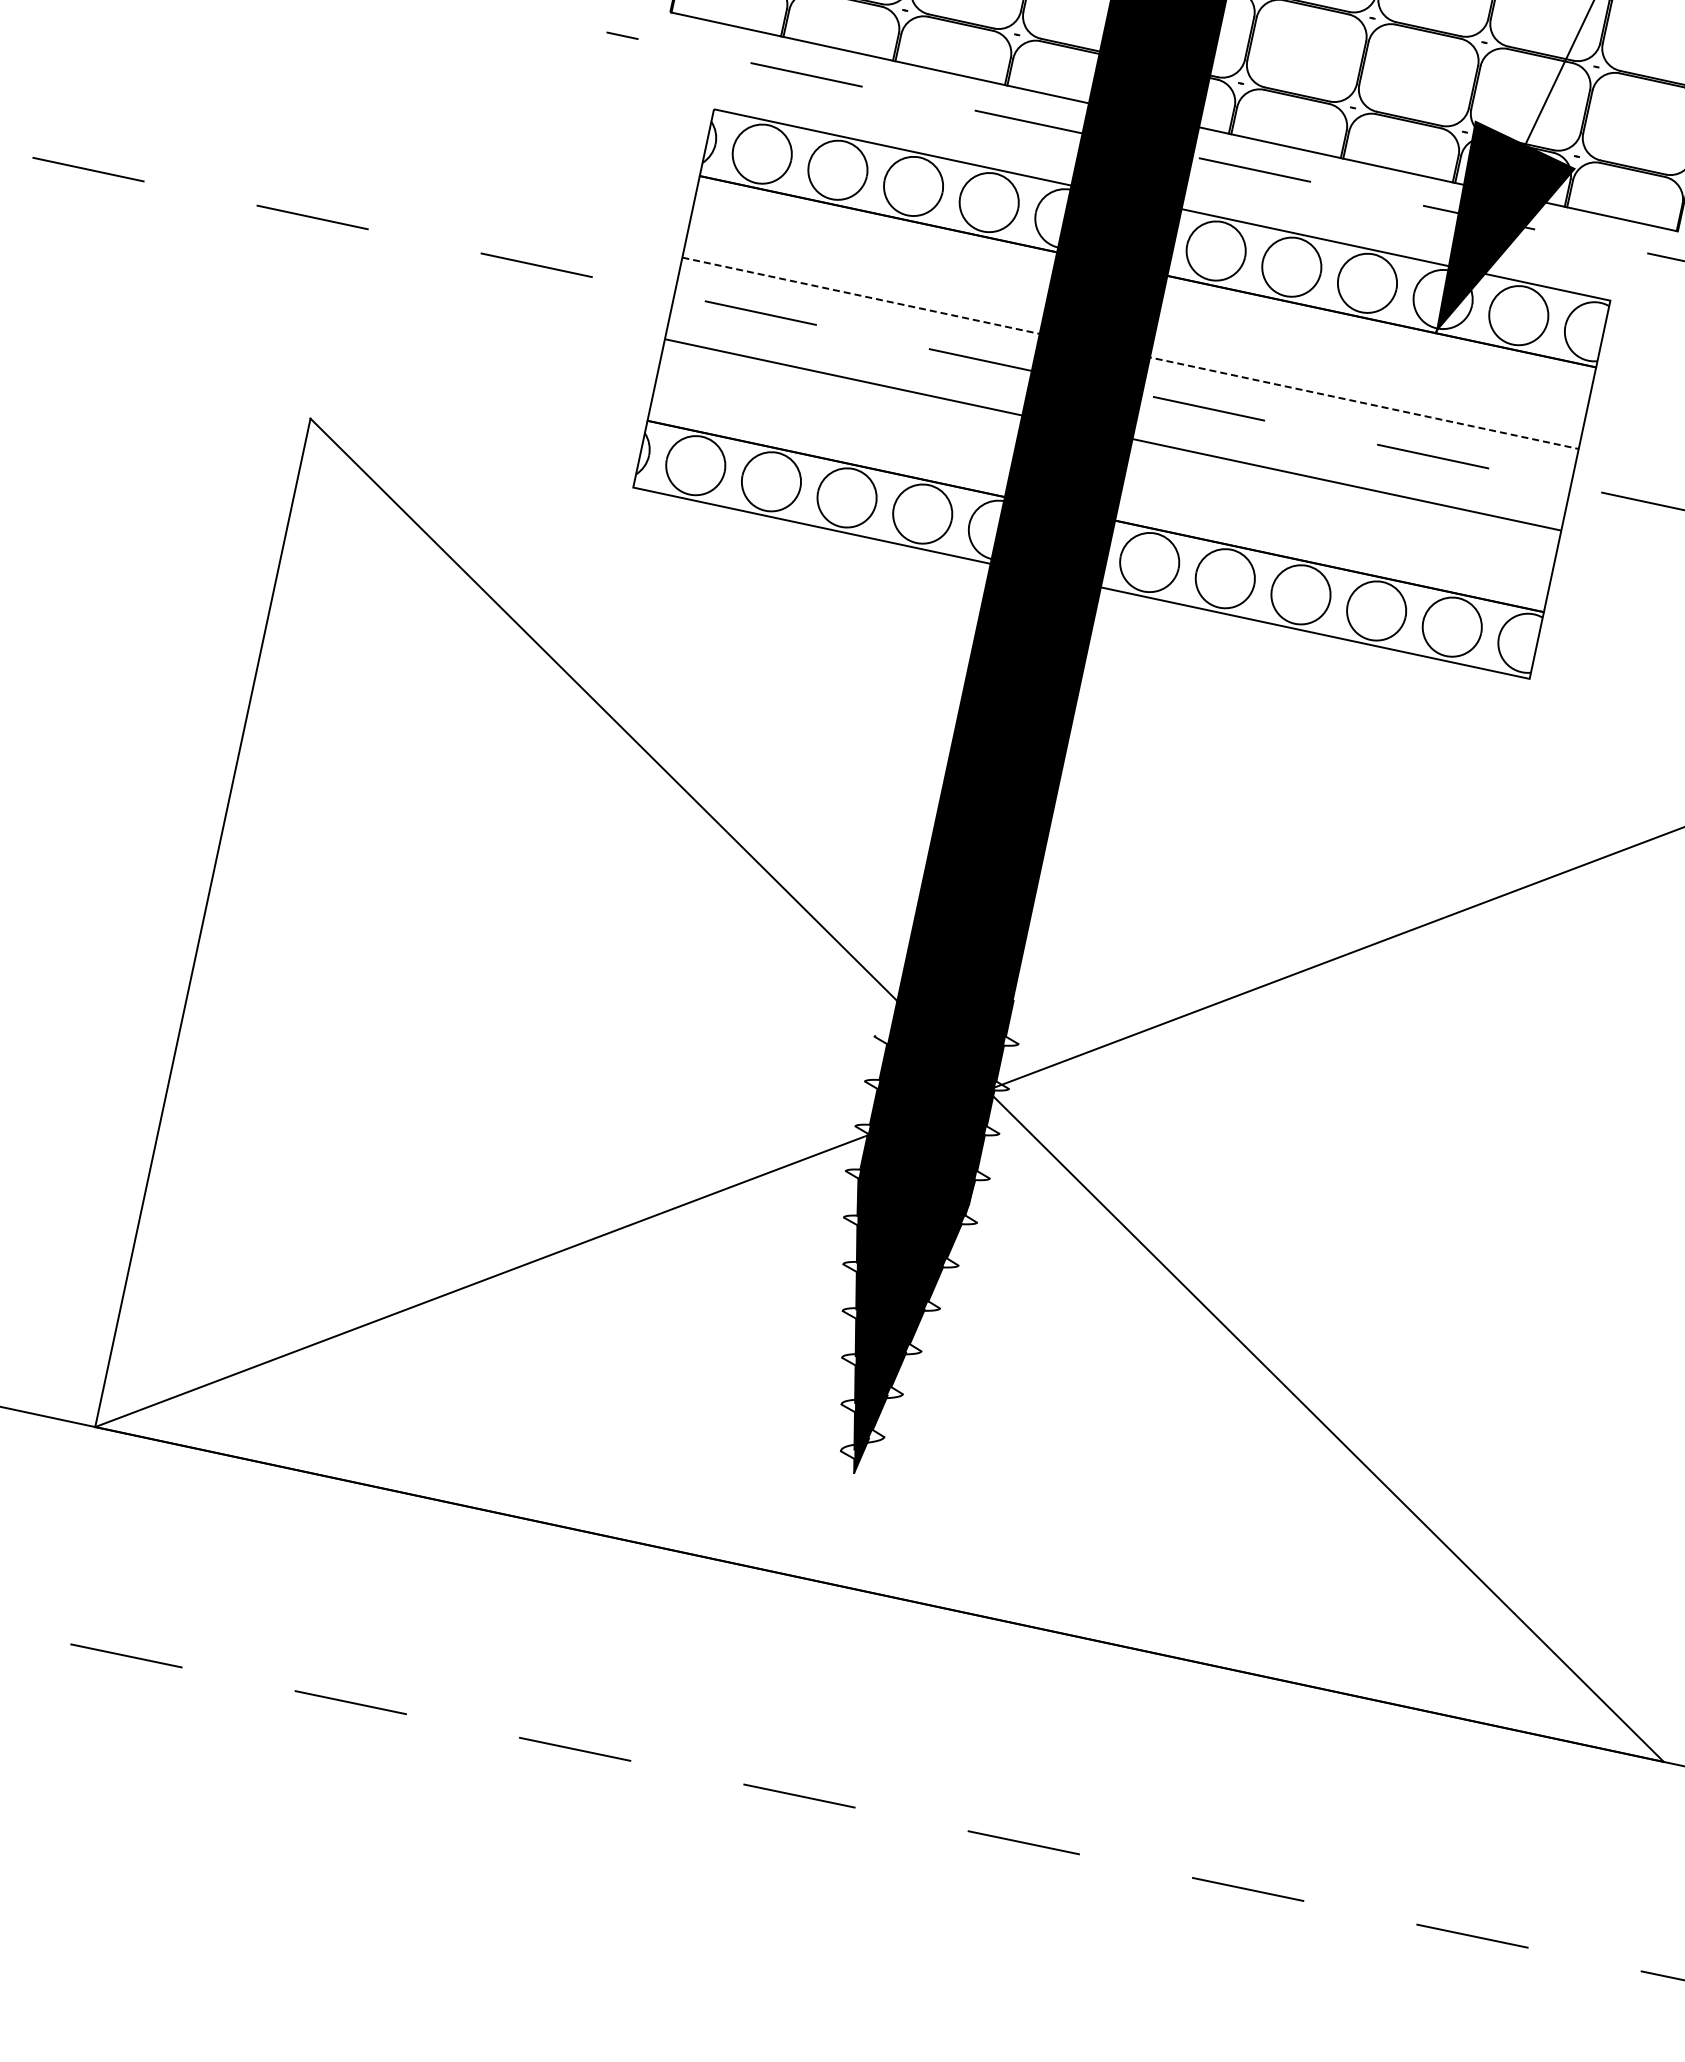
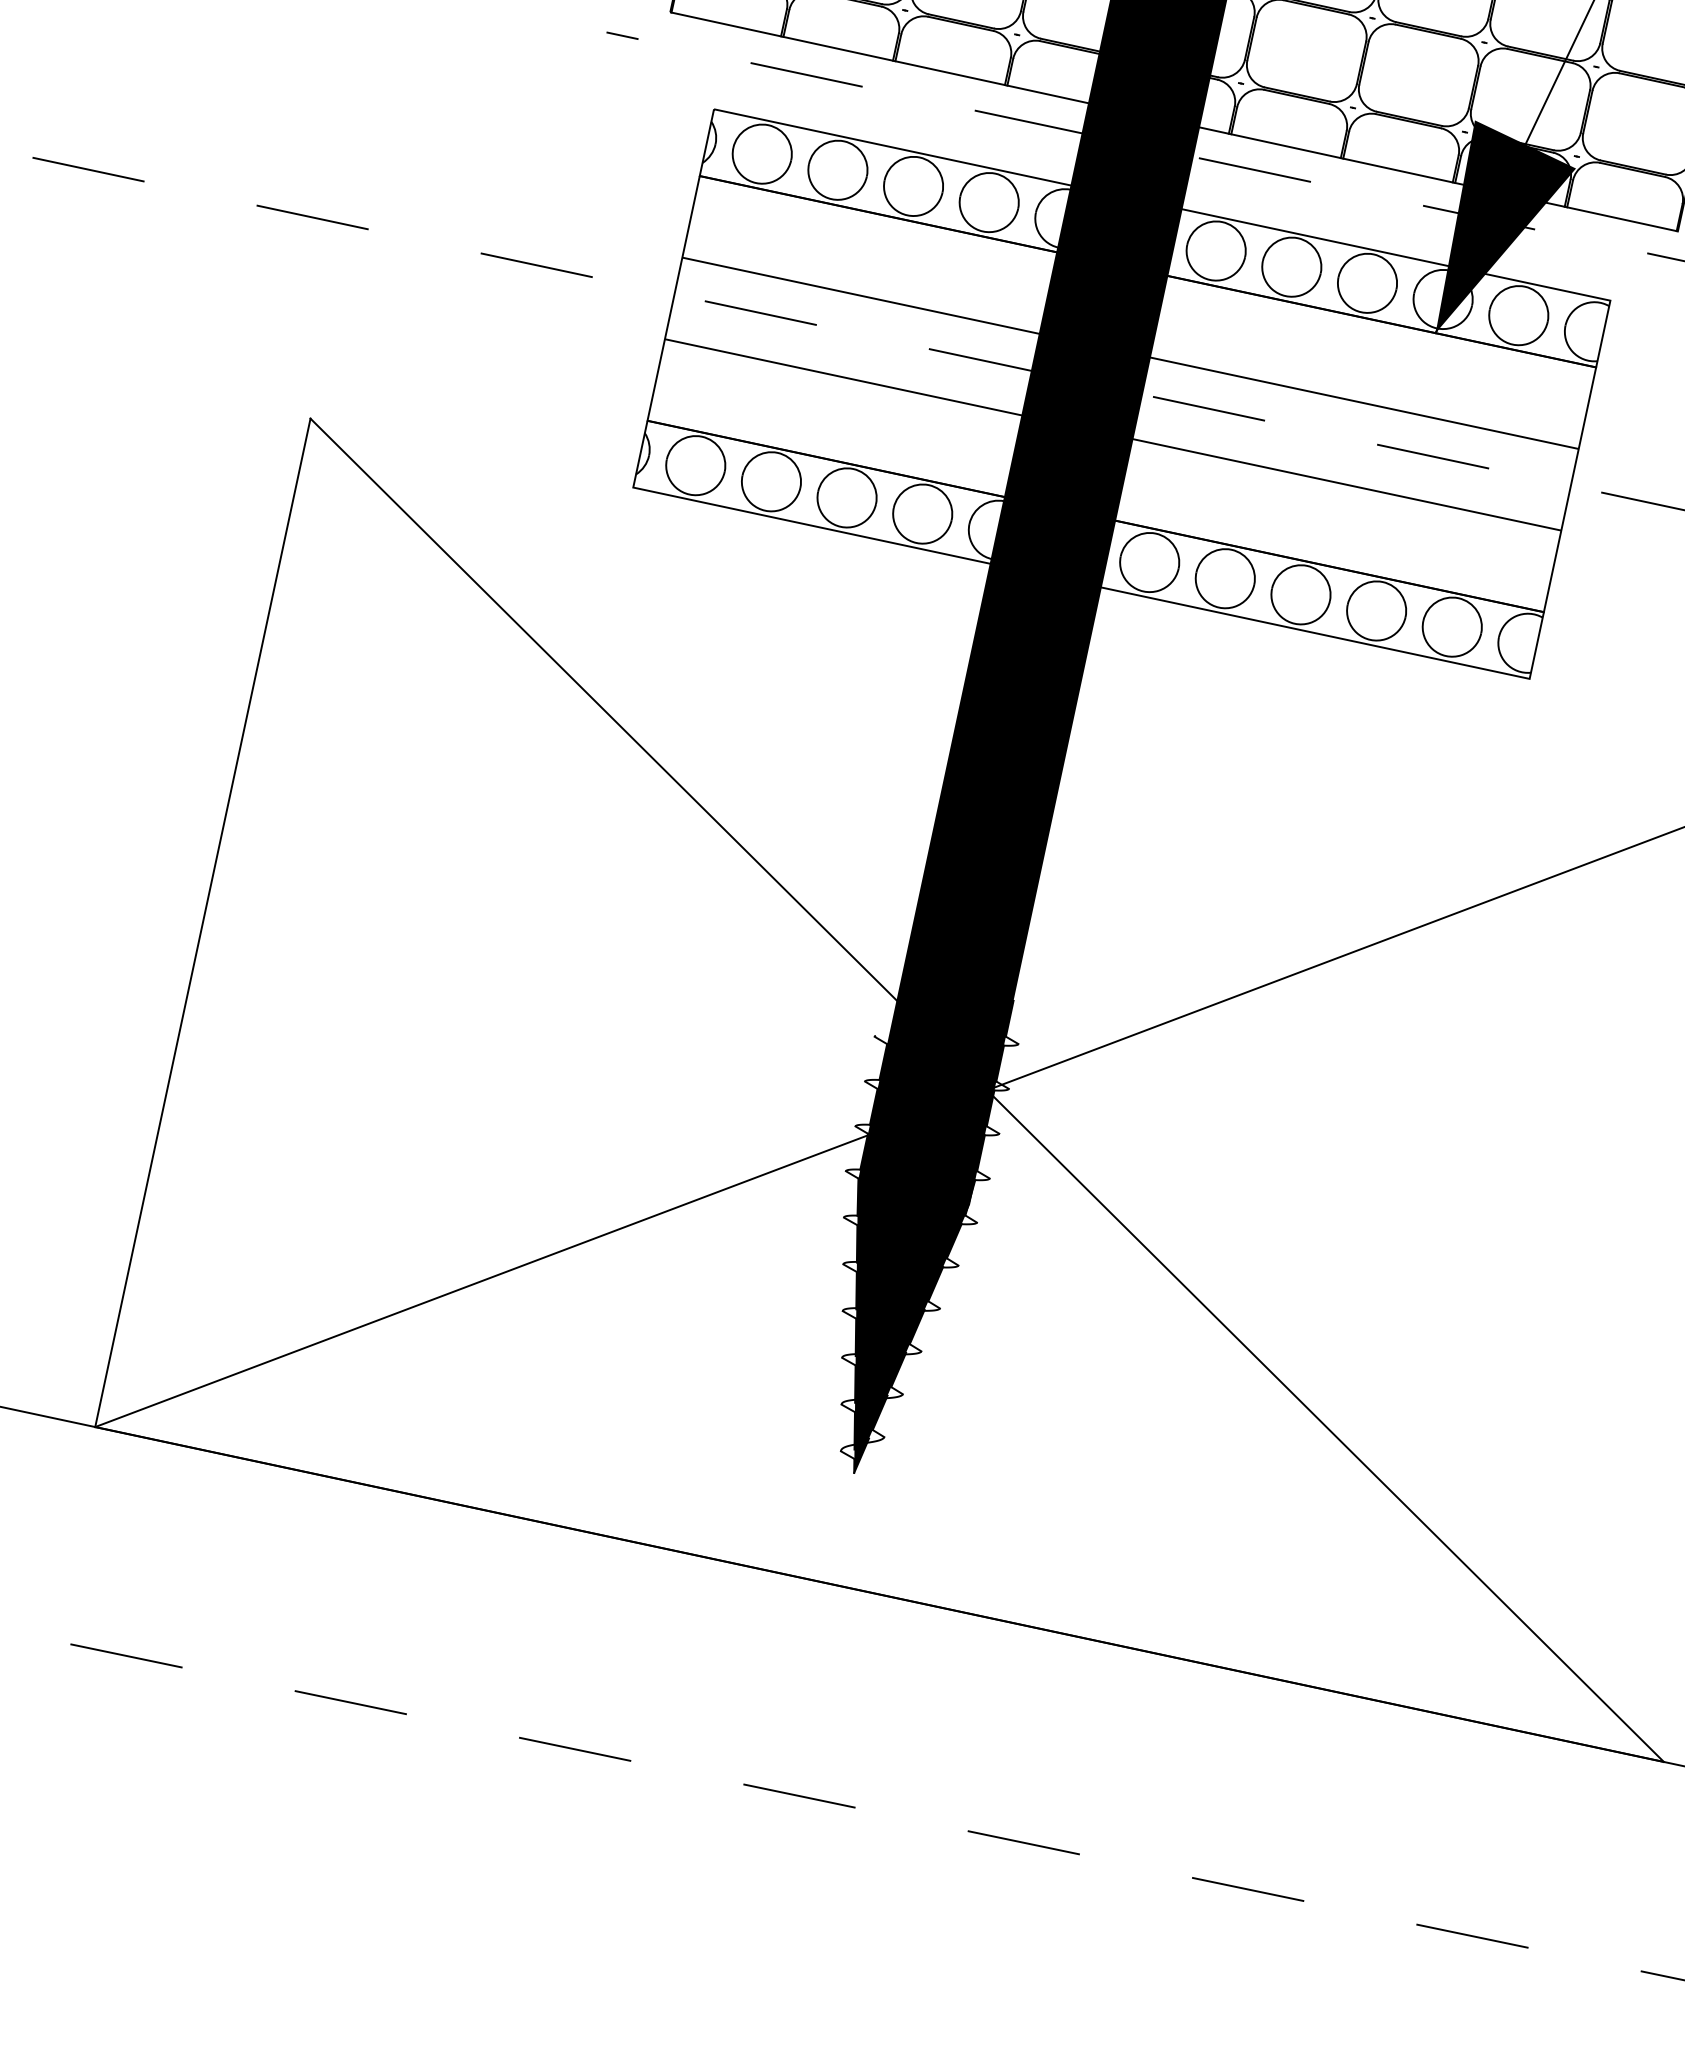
line: dashed -> solid (1131, 353)
